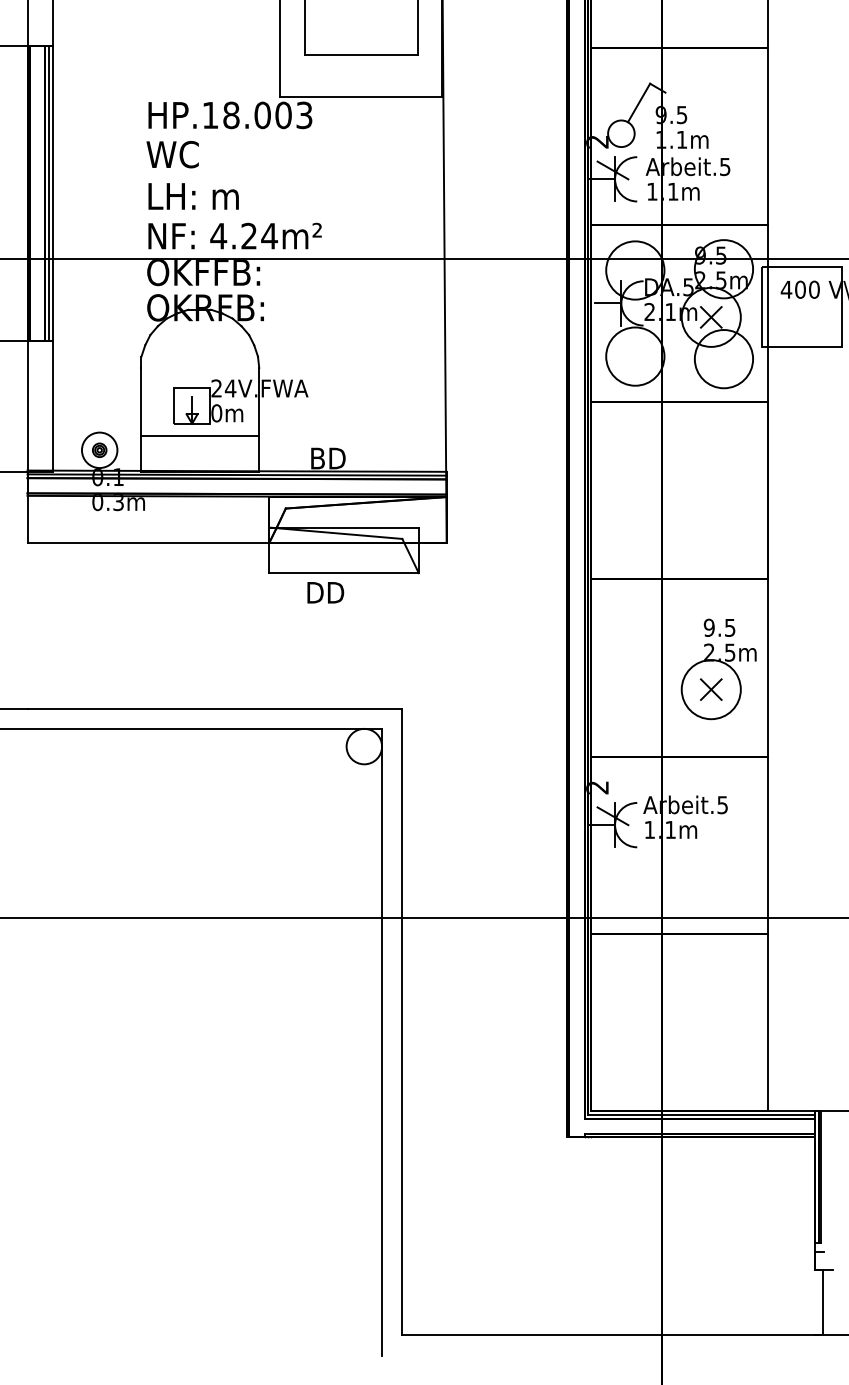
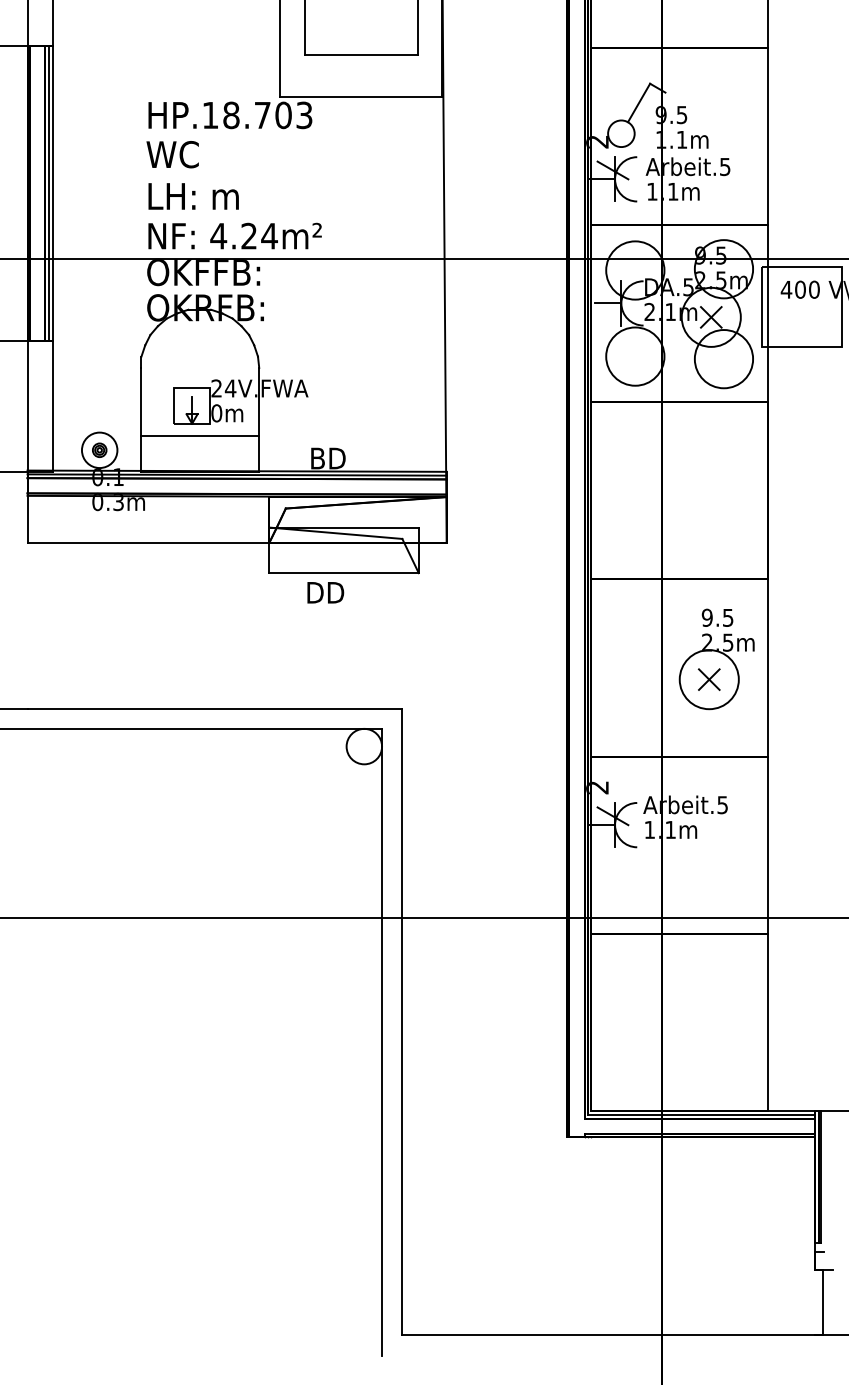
text: HP.18.003 -> HP.18.703 (262, 115)
part position: (718, 669) -> (716, 659) (716, 659)
